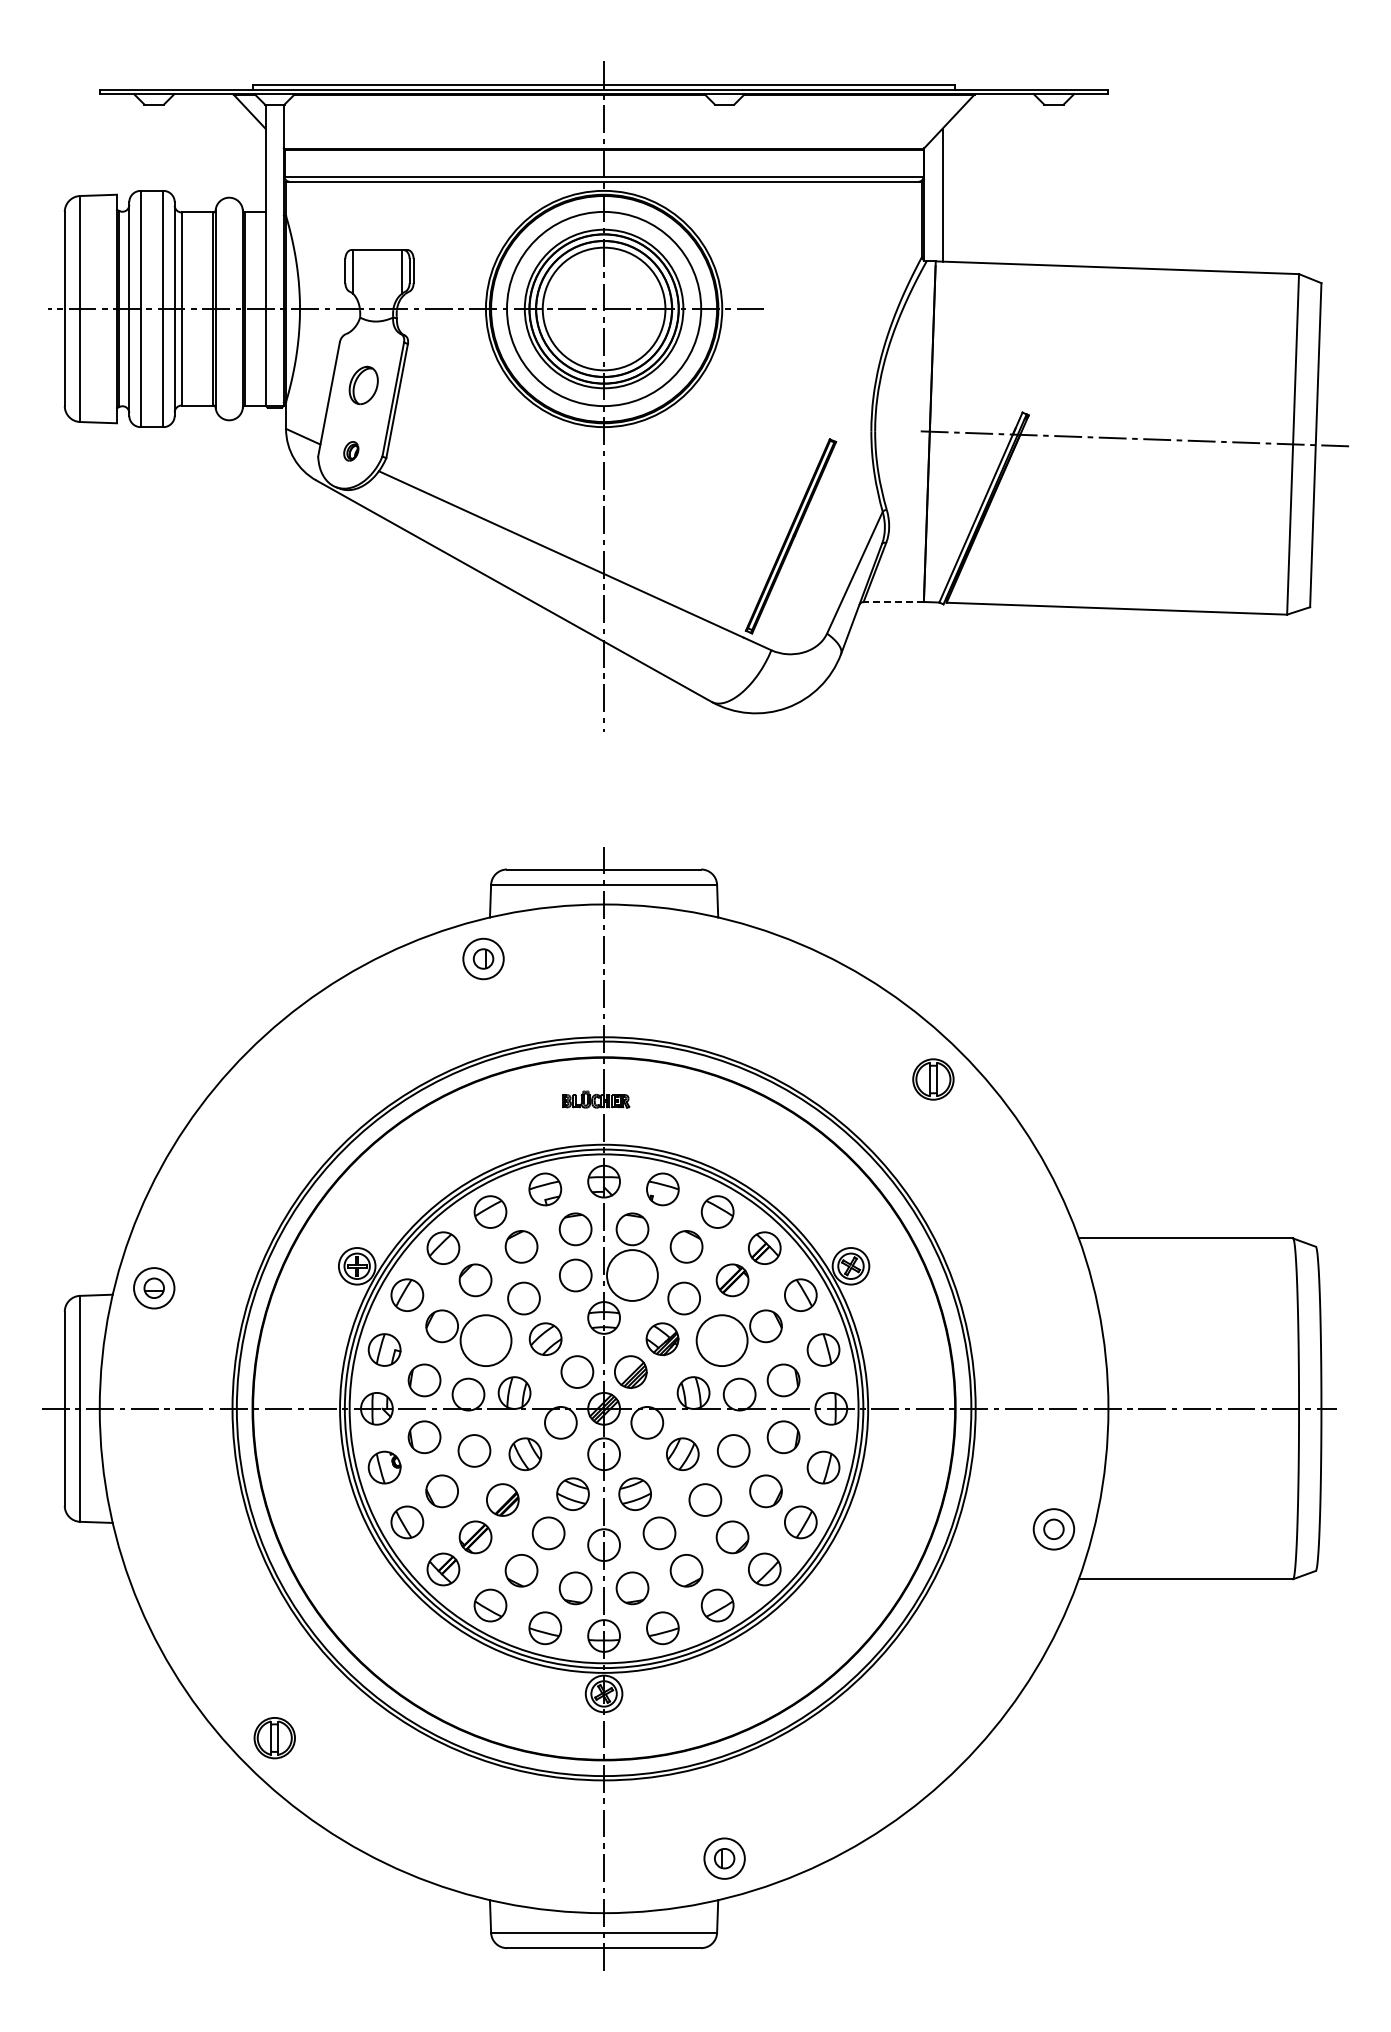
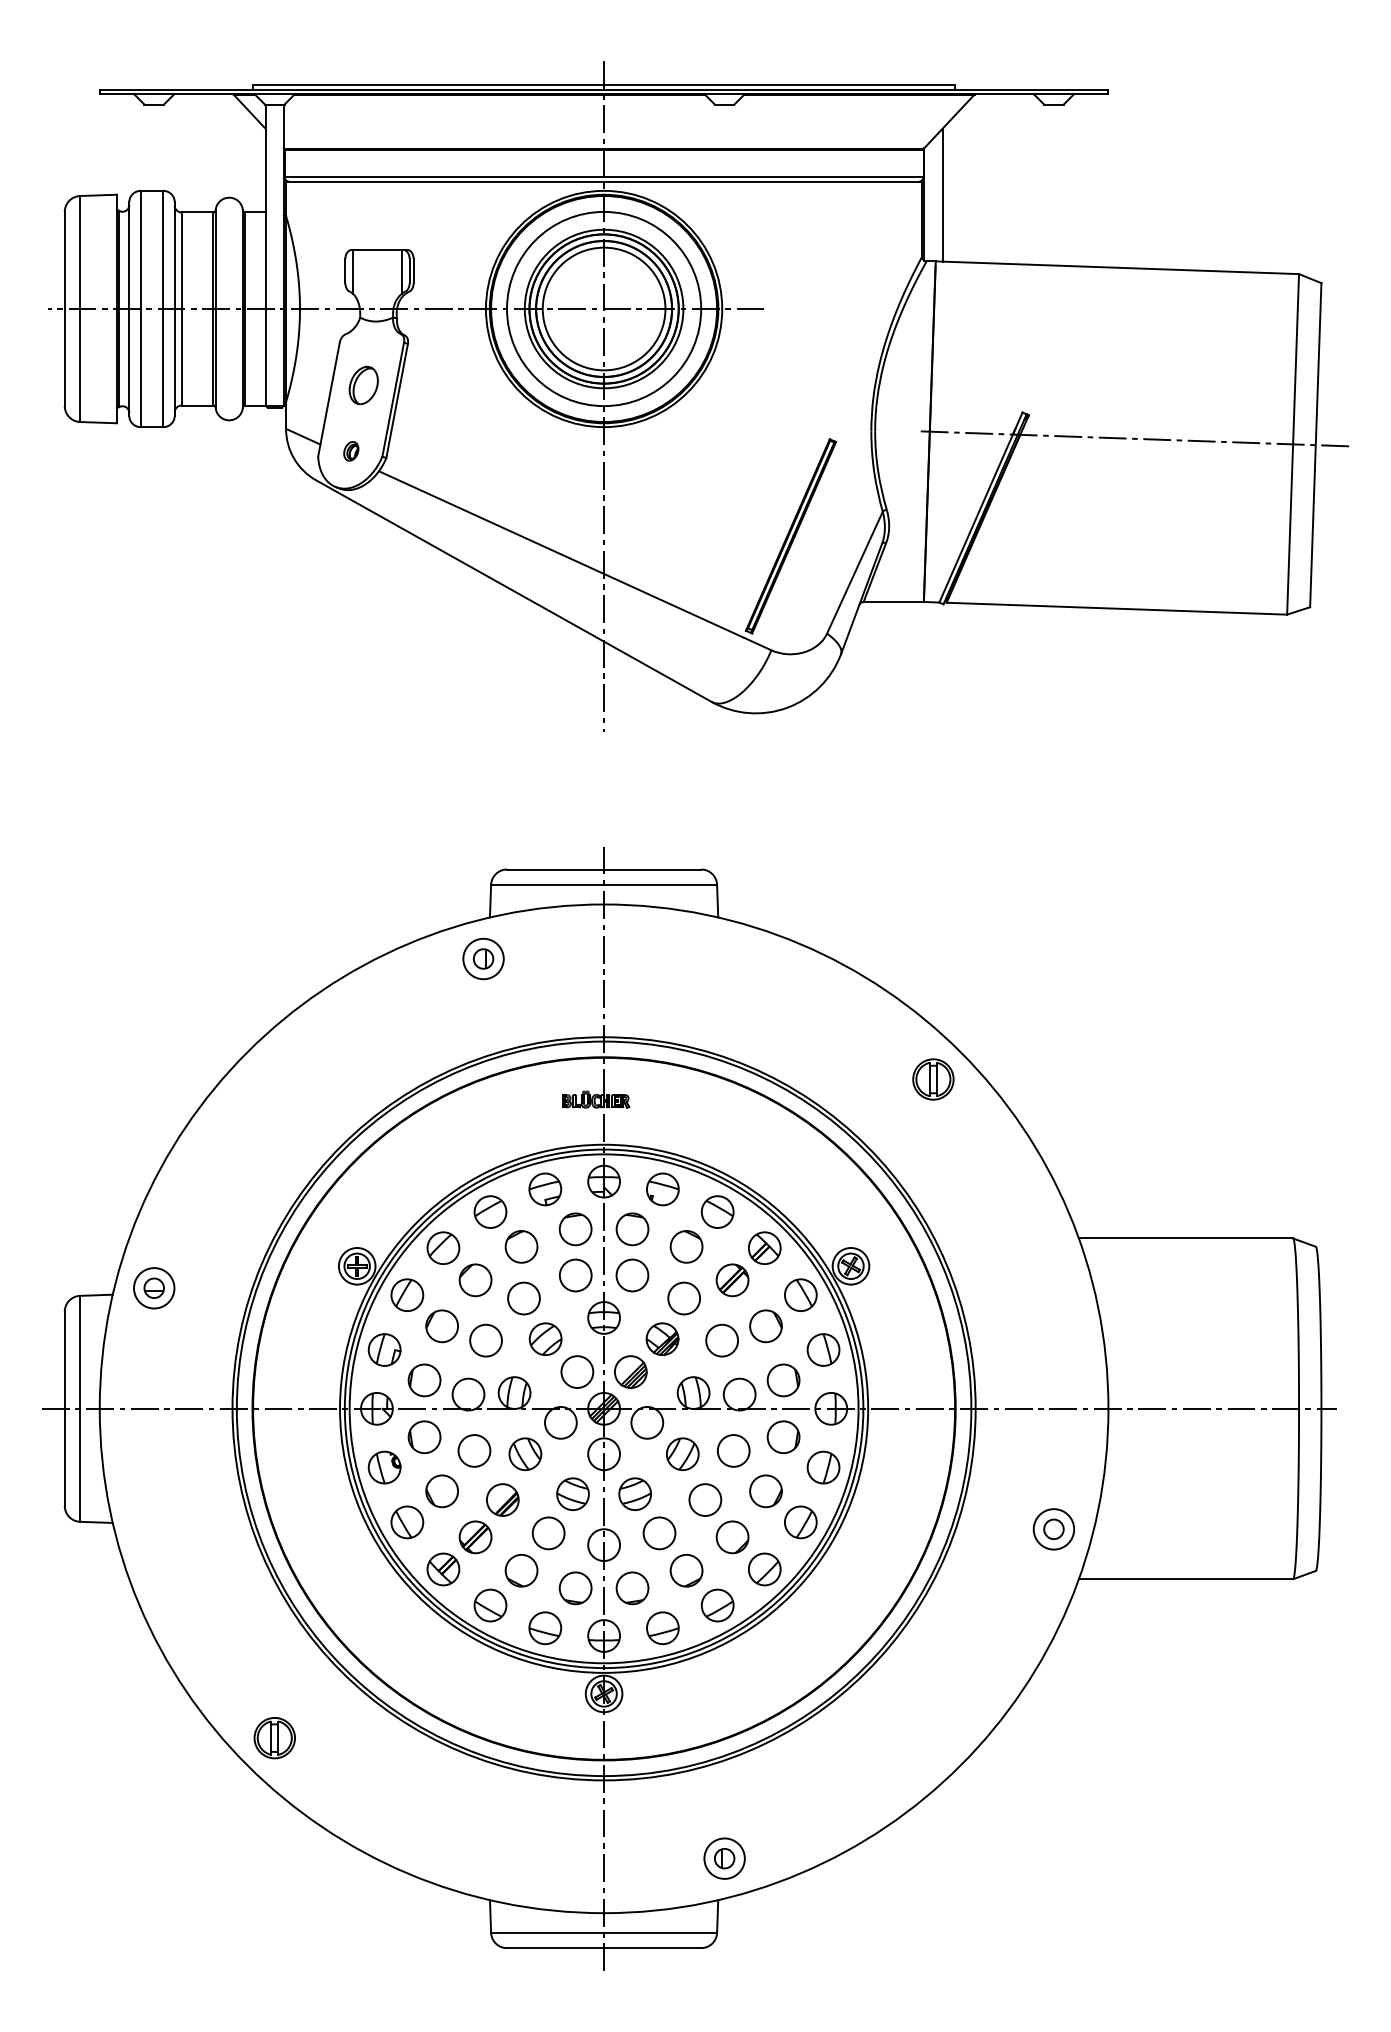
line: dashed -> solid (893, 602)
circle diameter: 51 px -> 32 px (632, 1275)
circle diameter: 51 px -> 32 px (485, 1340)
circle diameter: 51 px -> 32 px (722, 1340)
